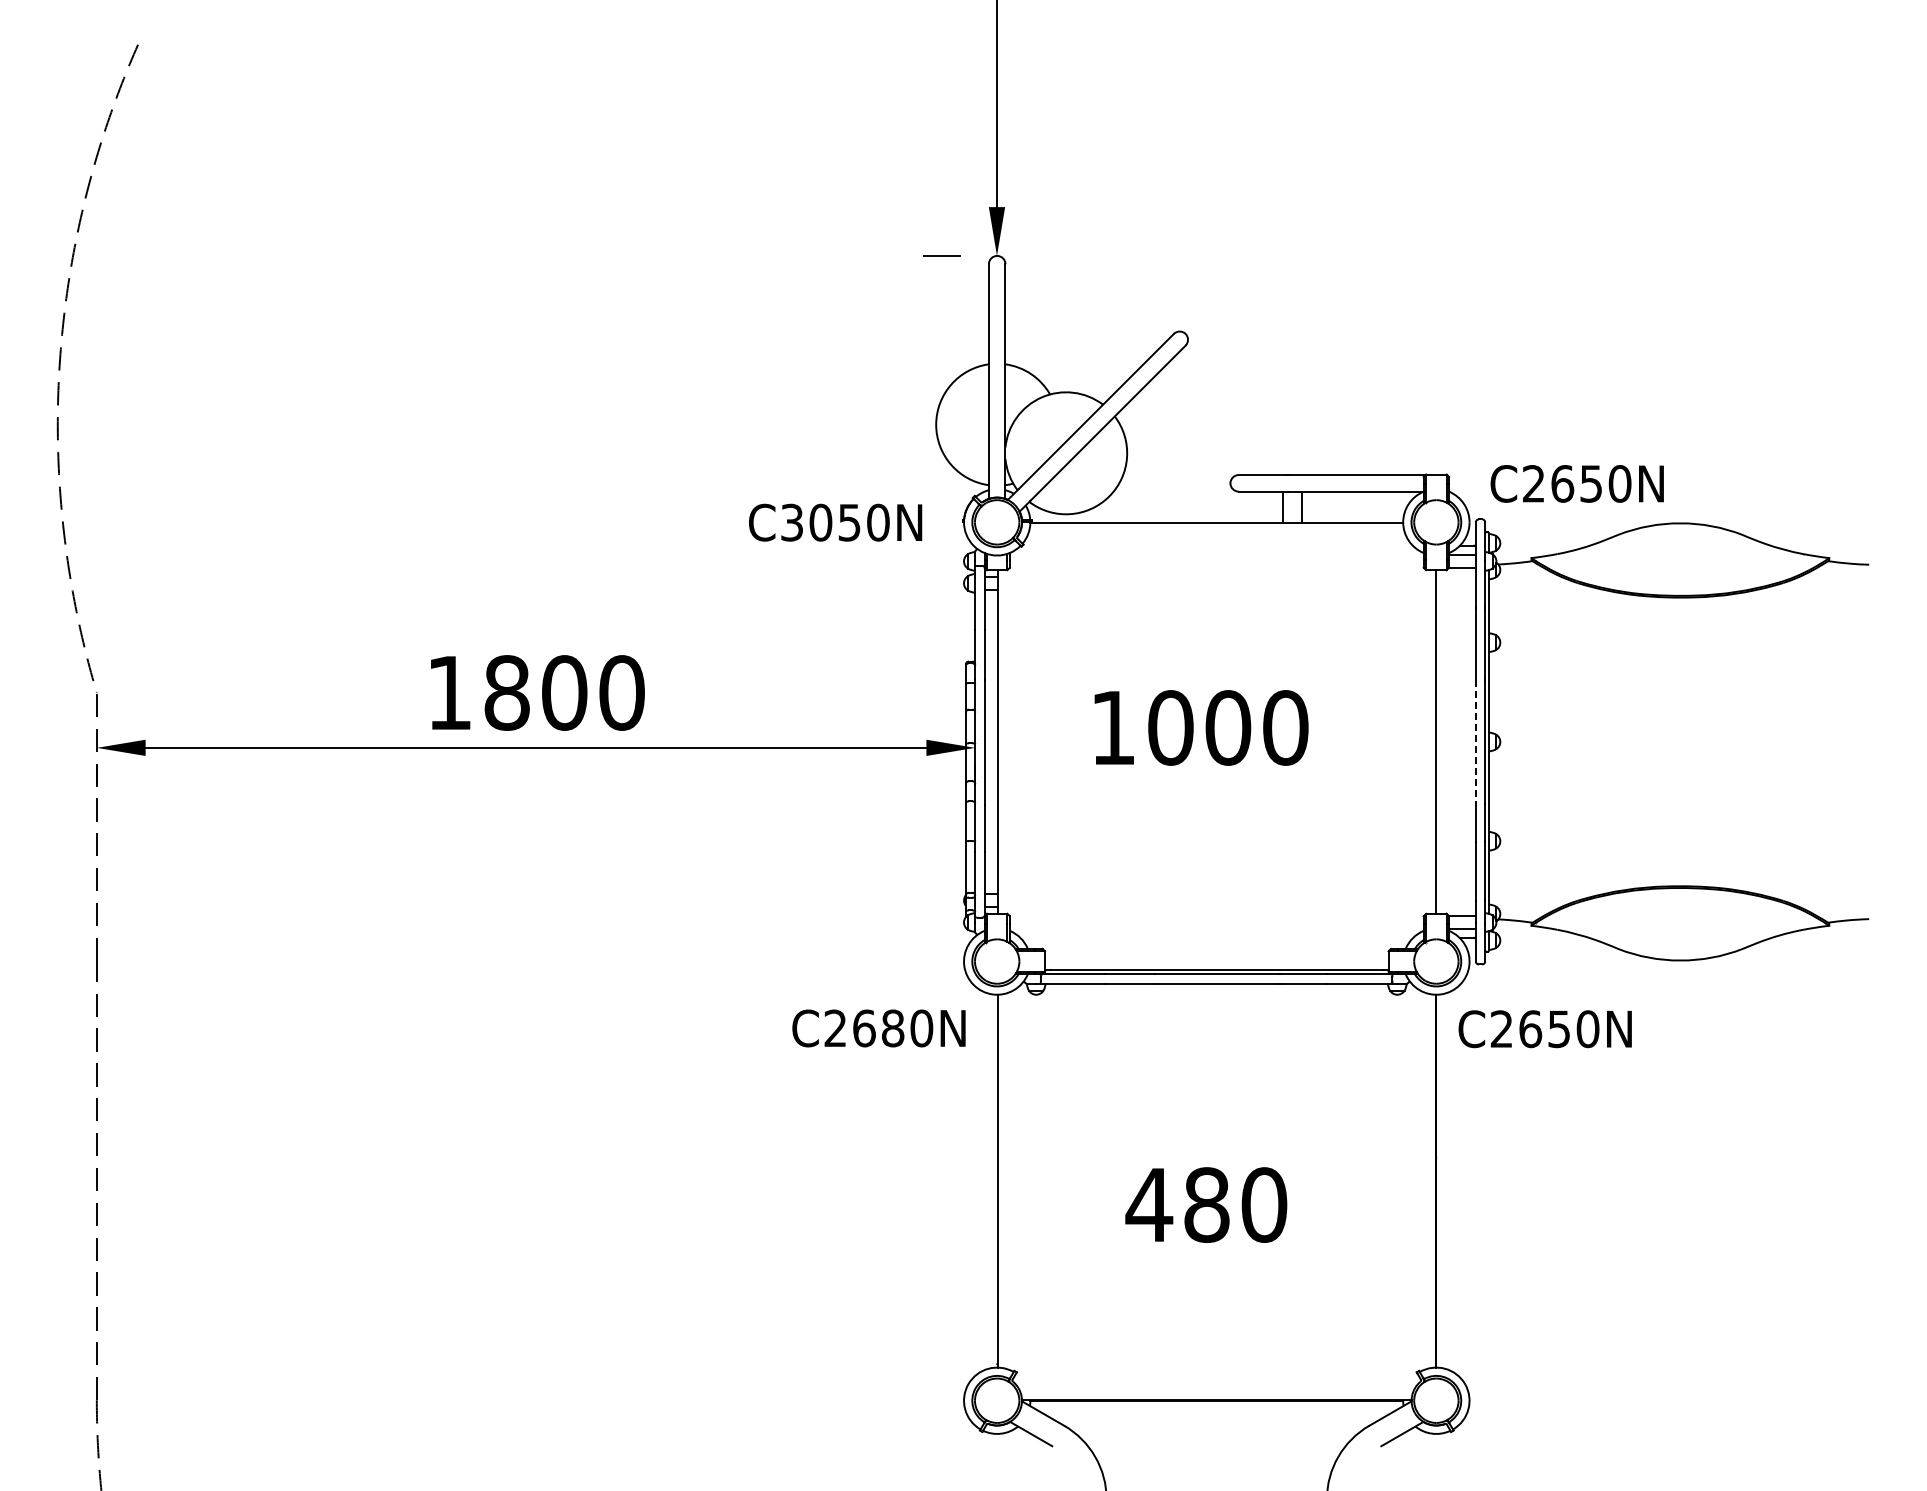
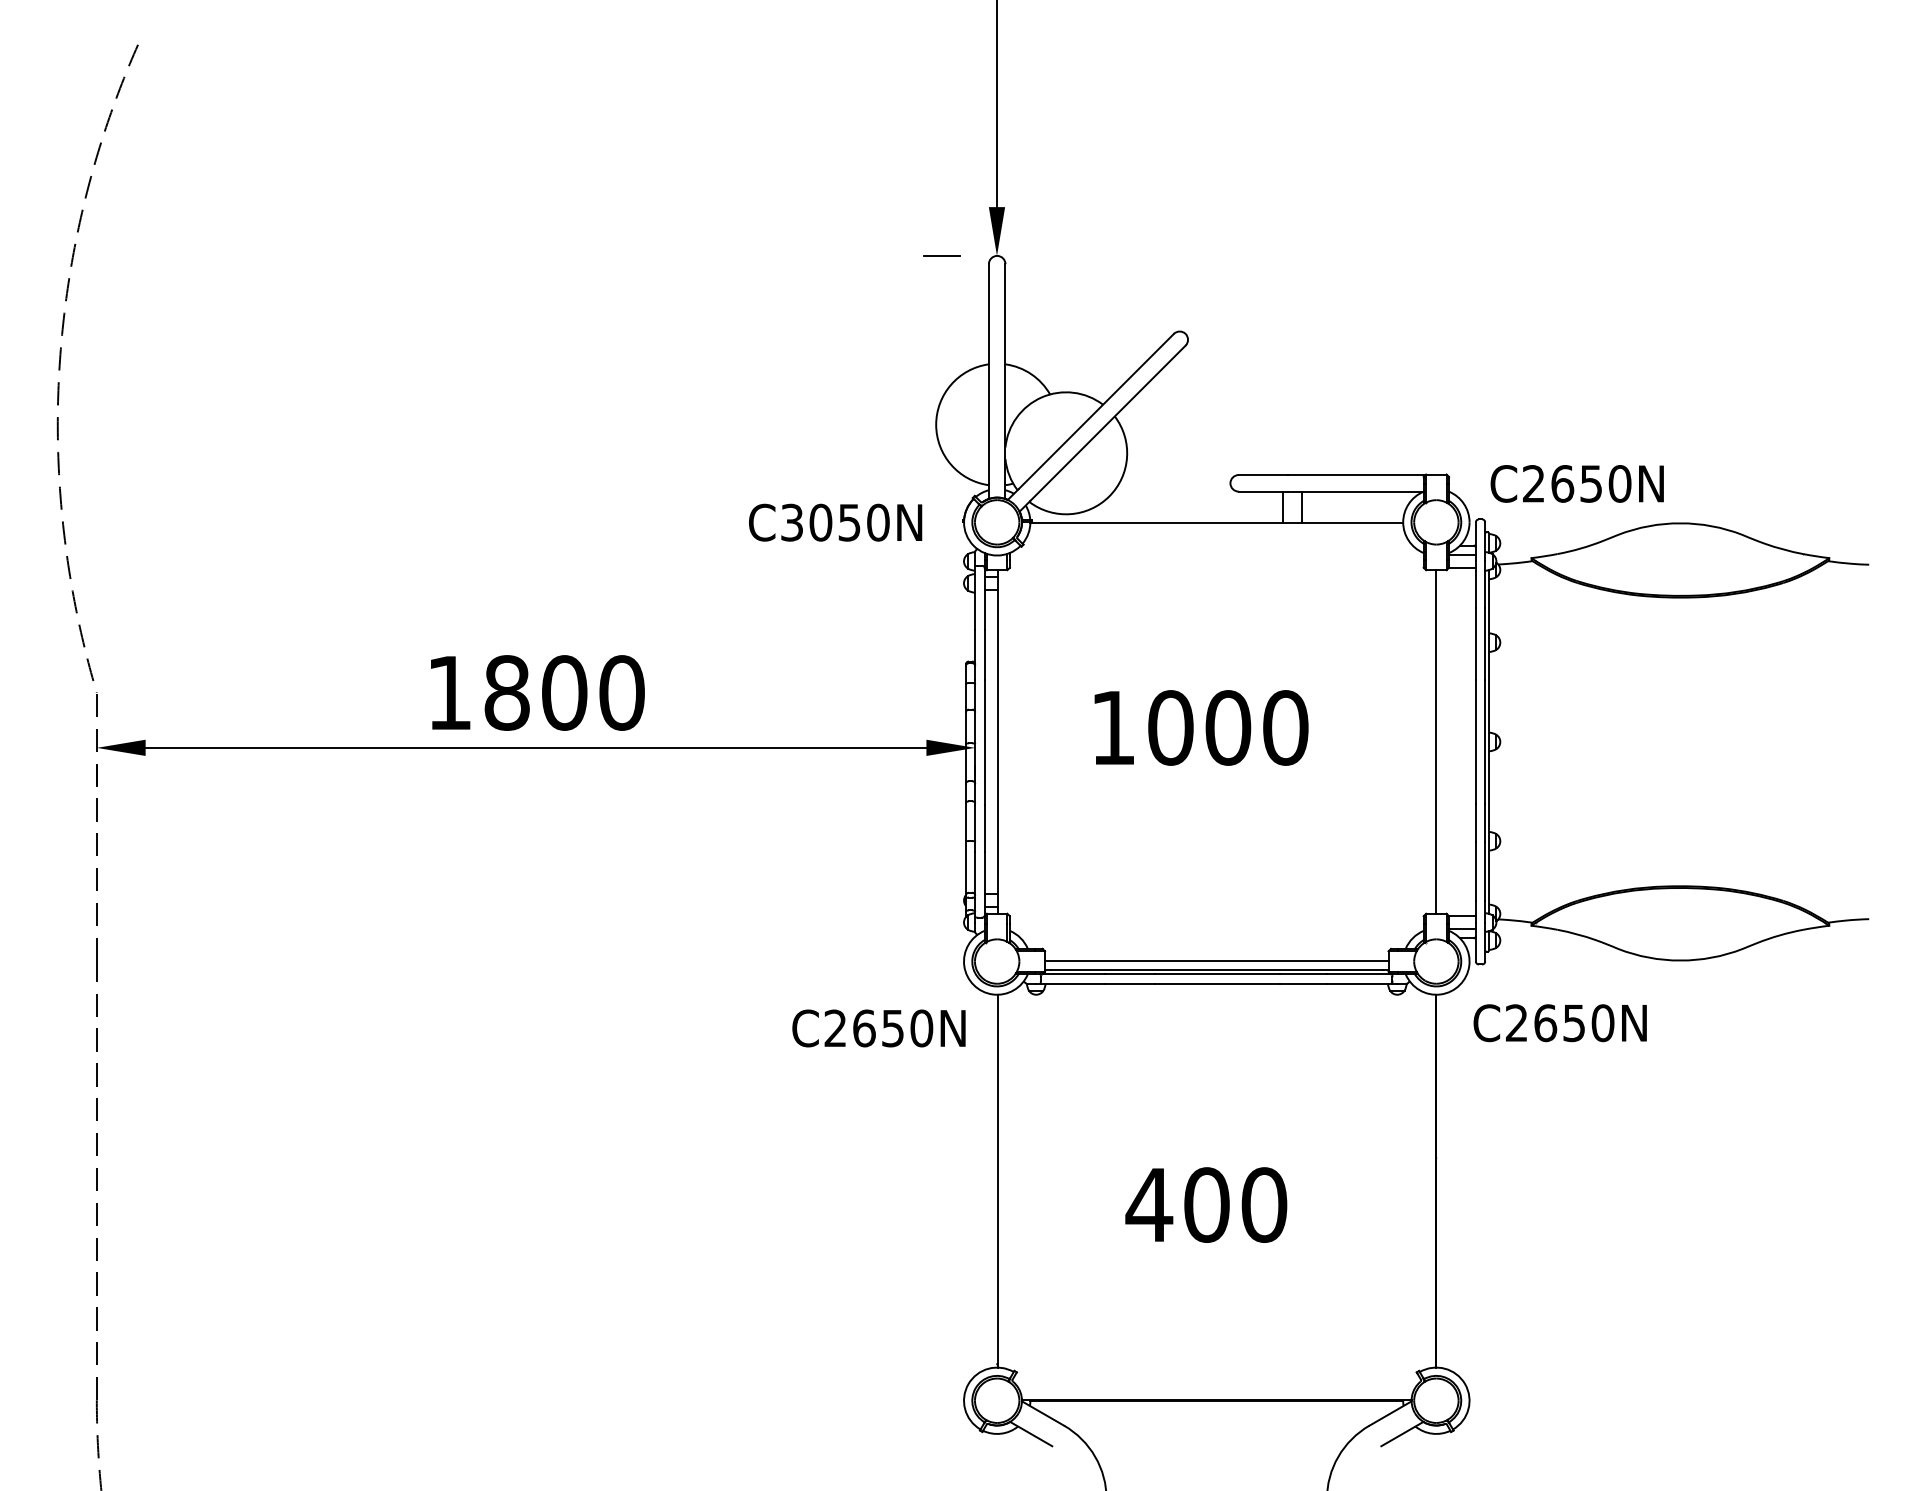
line: dashed -> solid (1475, 742)
line: none -> present (1216, 961)
text: C2680N -> C2650N (892, 1028)
text position: (1544, 1029) -> (1559, 1023) (1559, 1023)
text: 480 -> 400 (1206, 1204)
